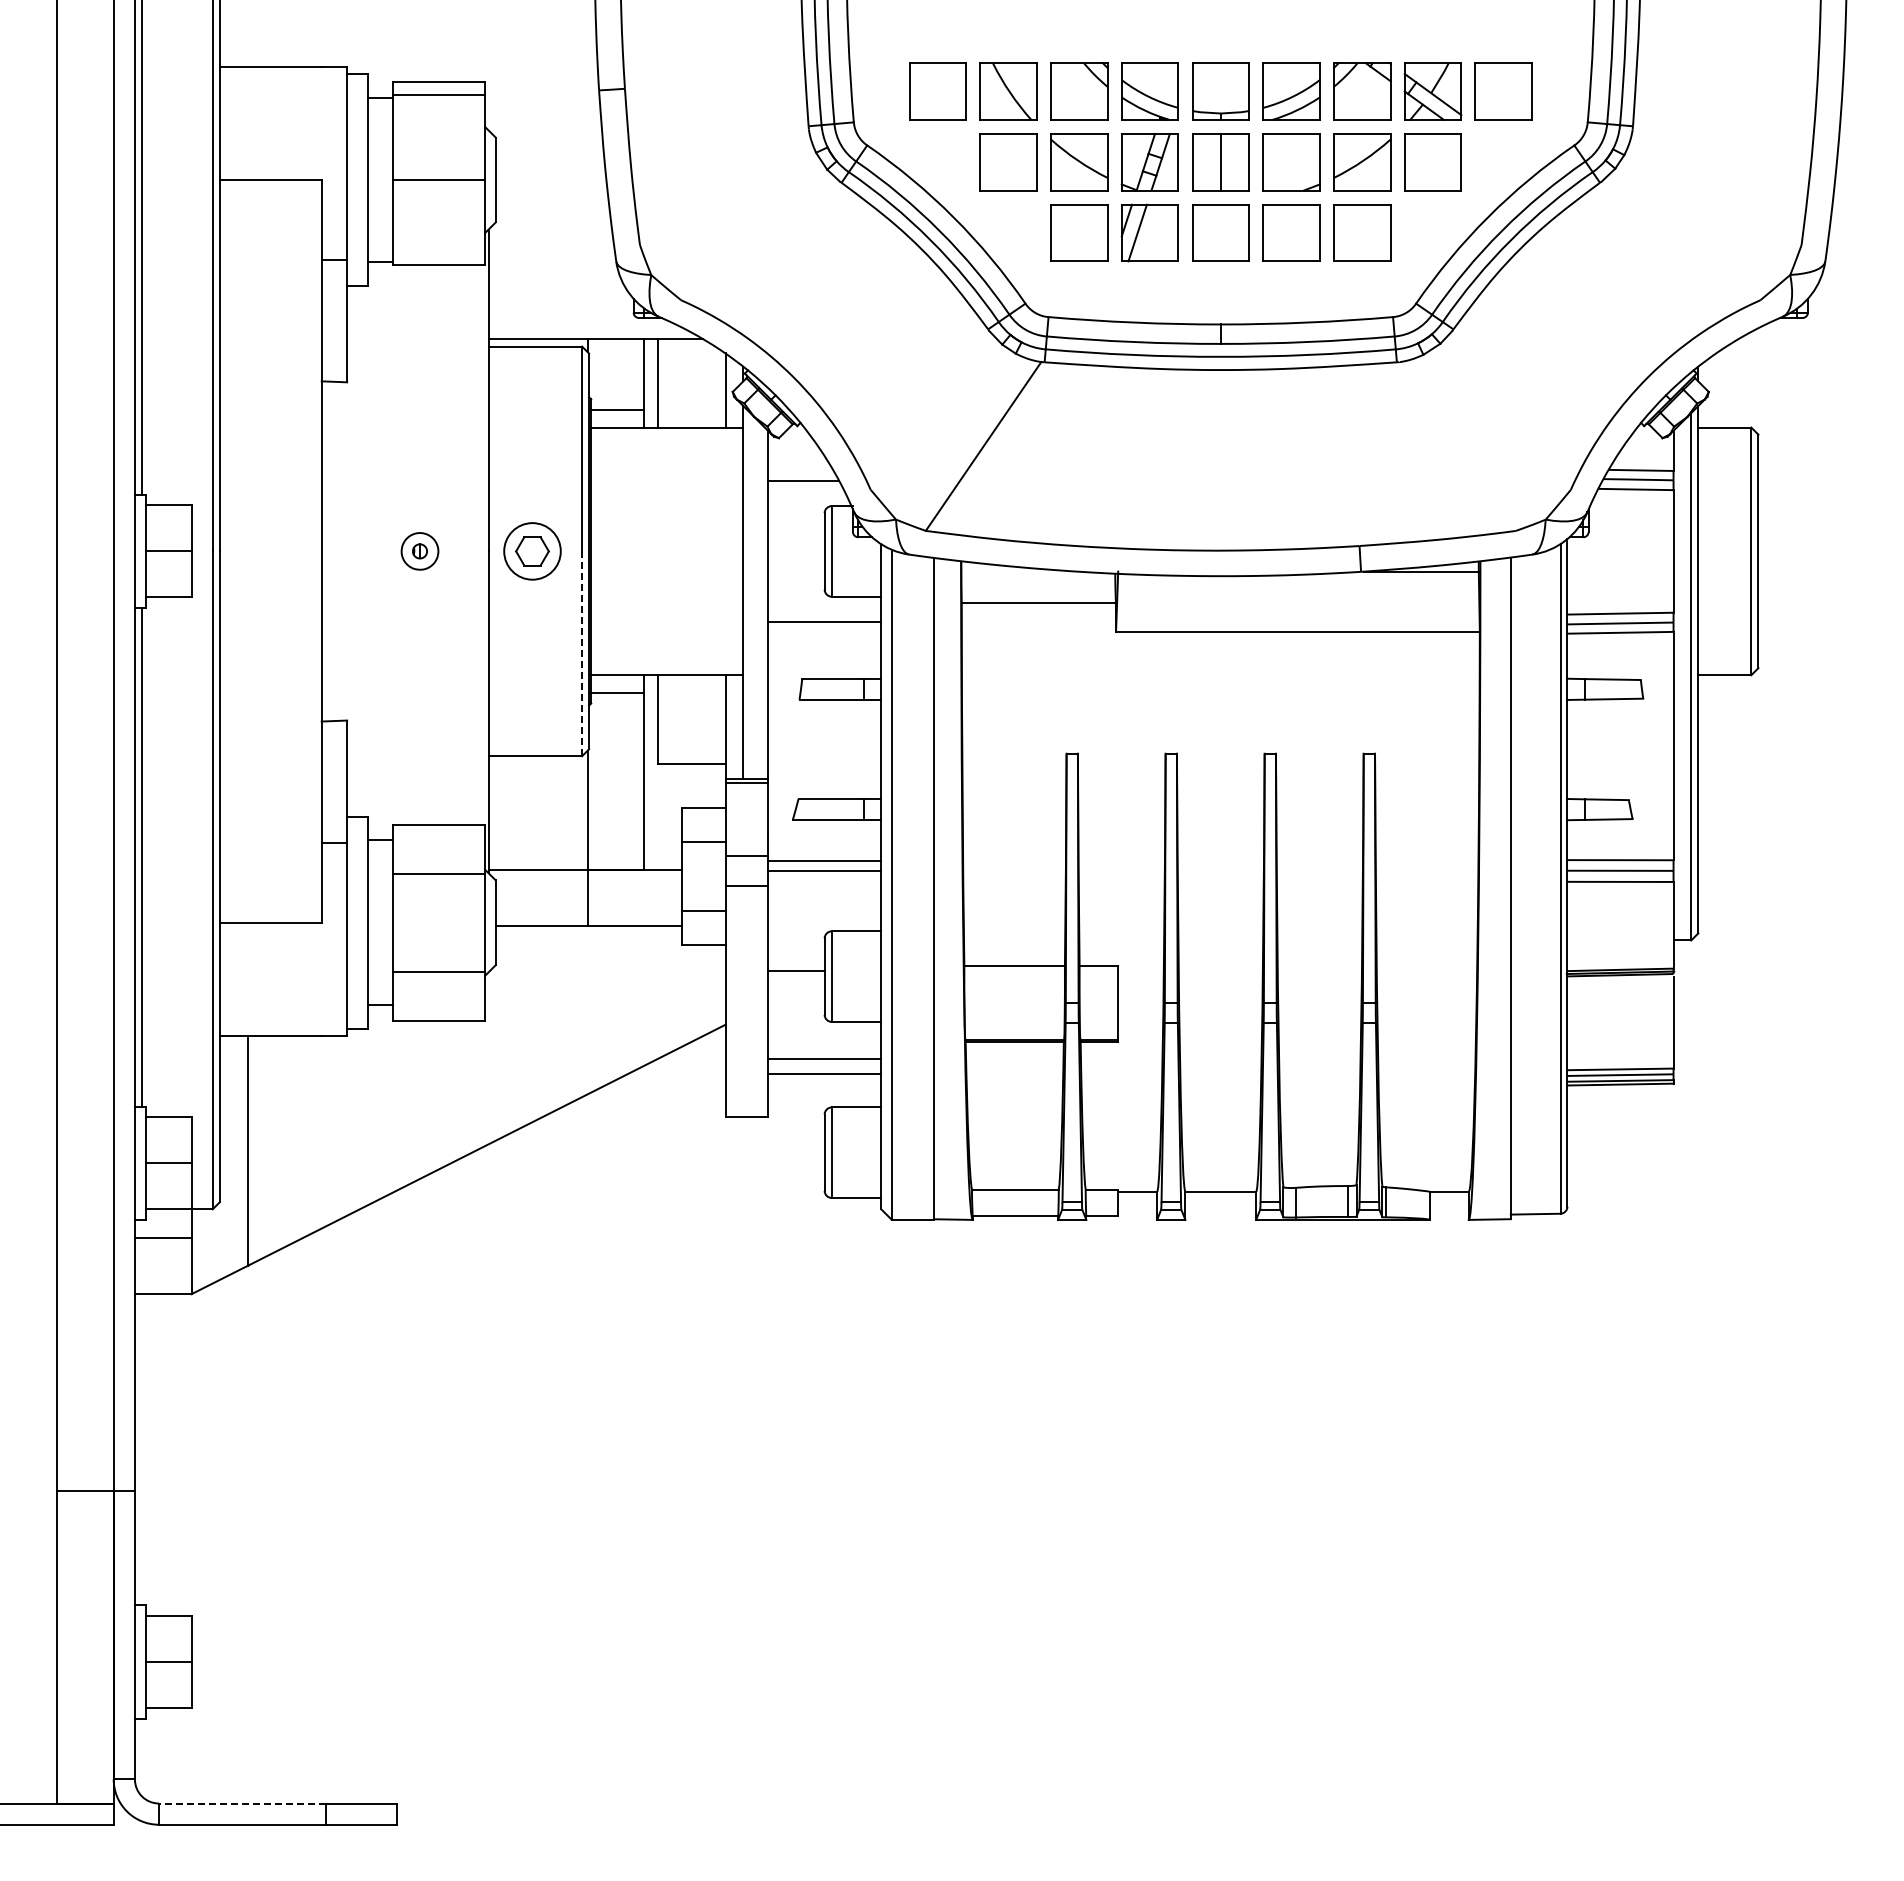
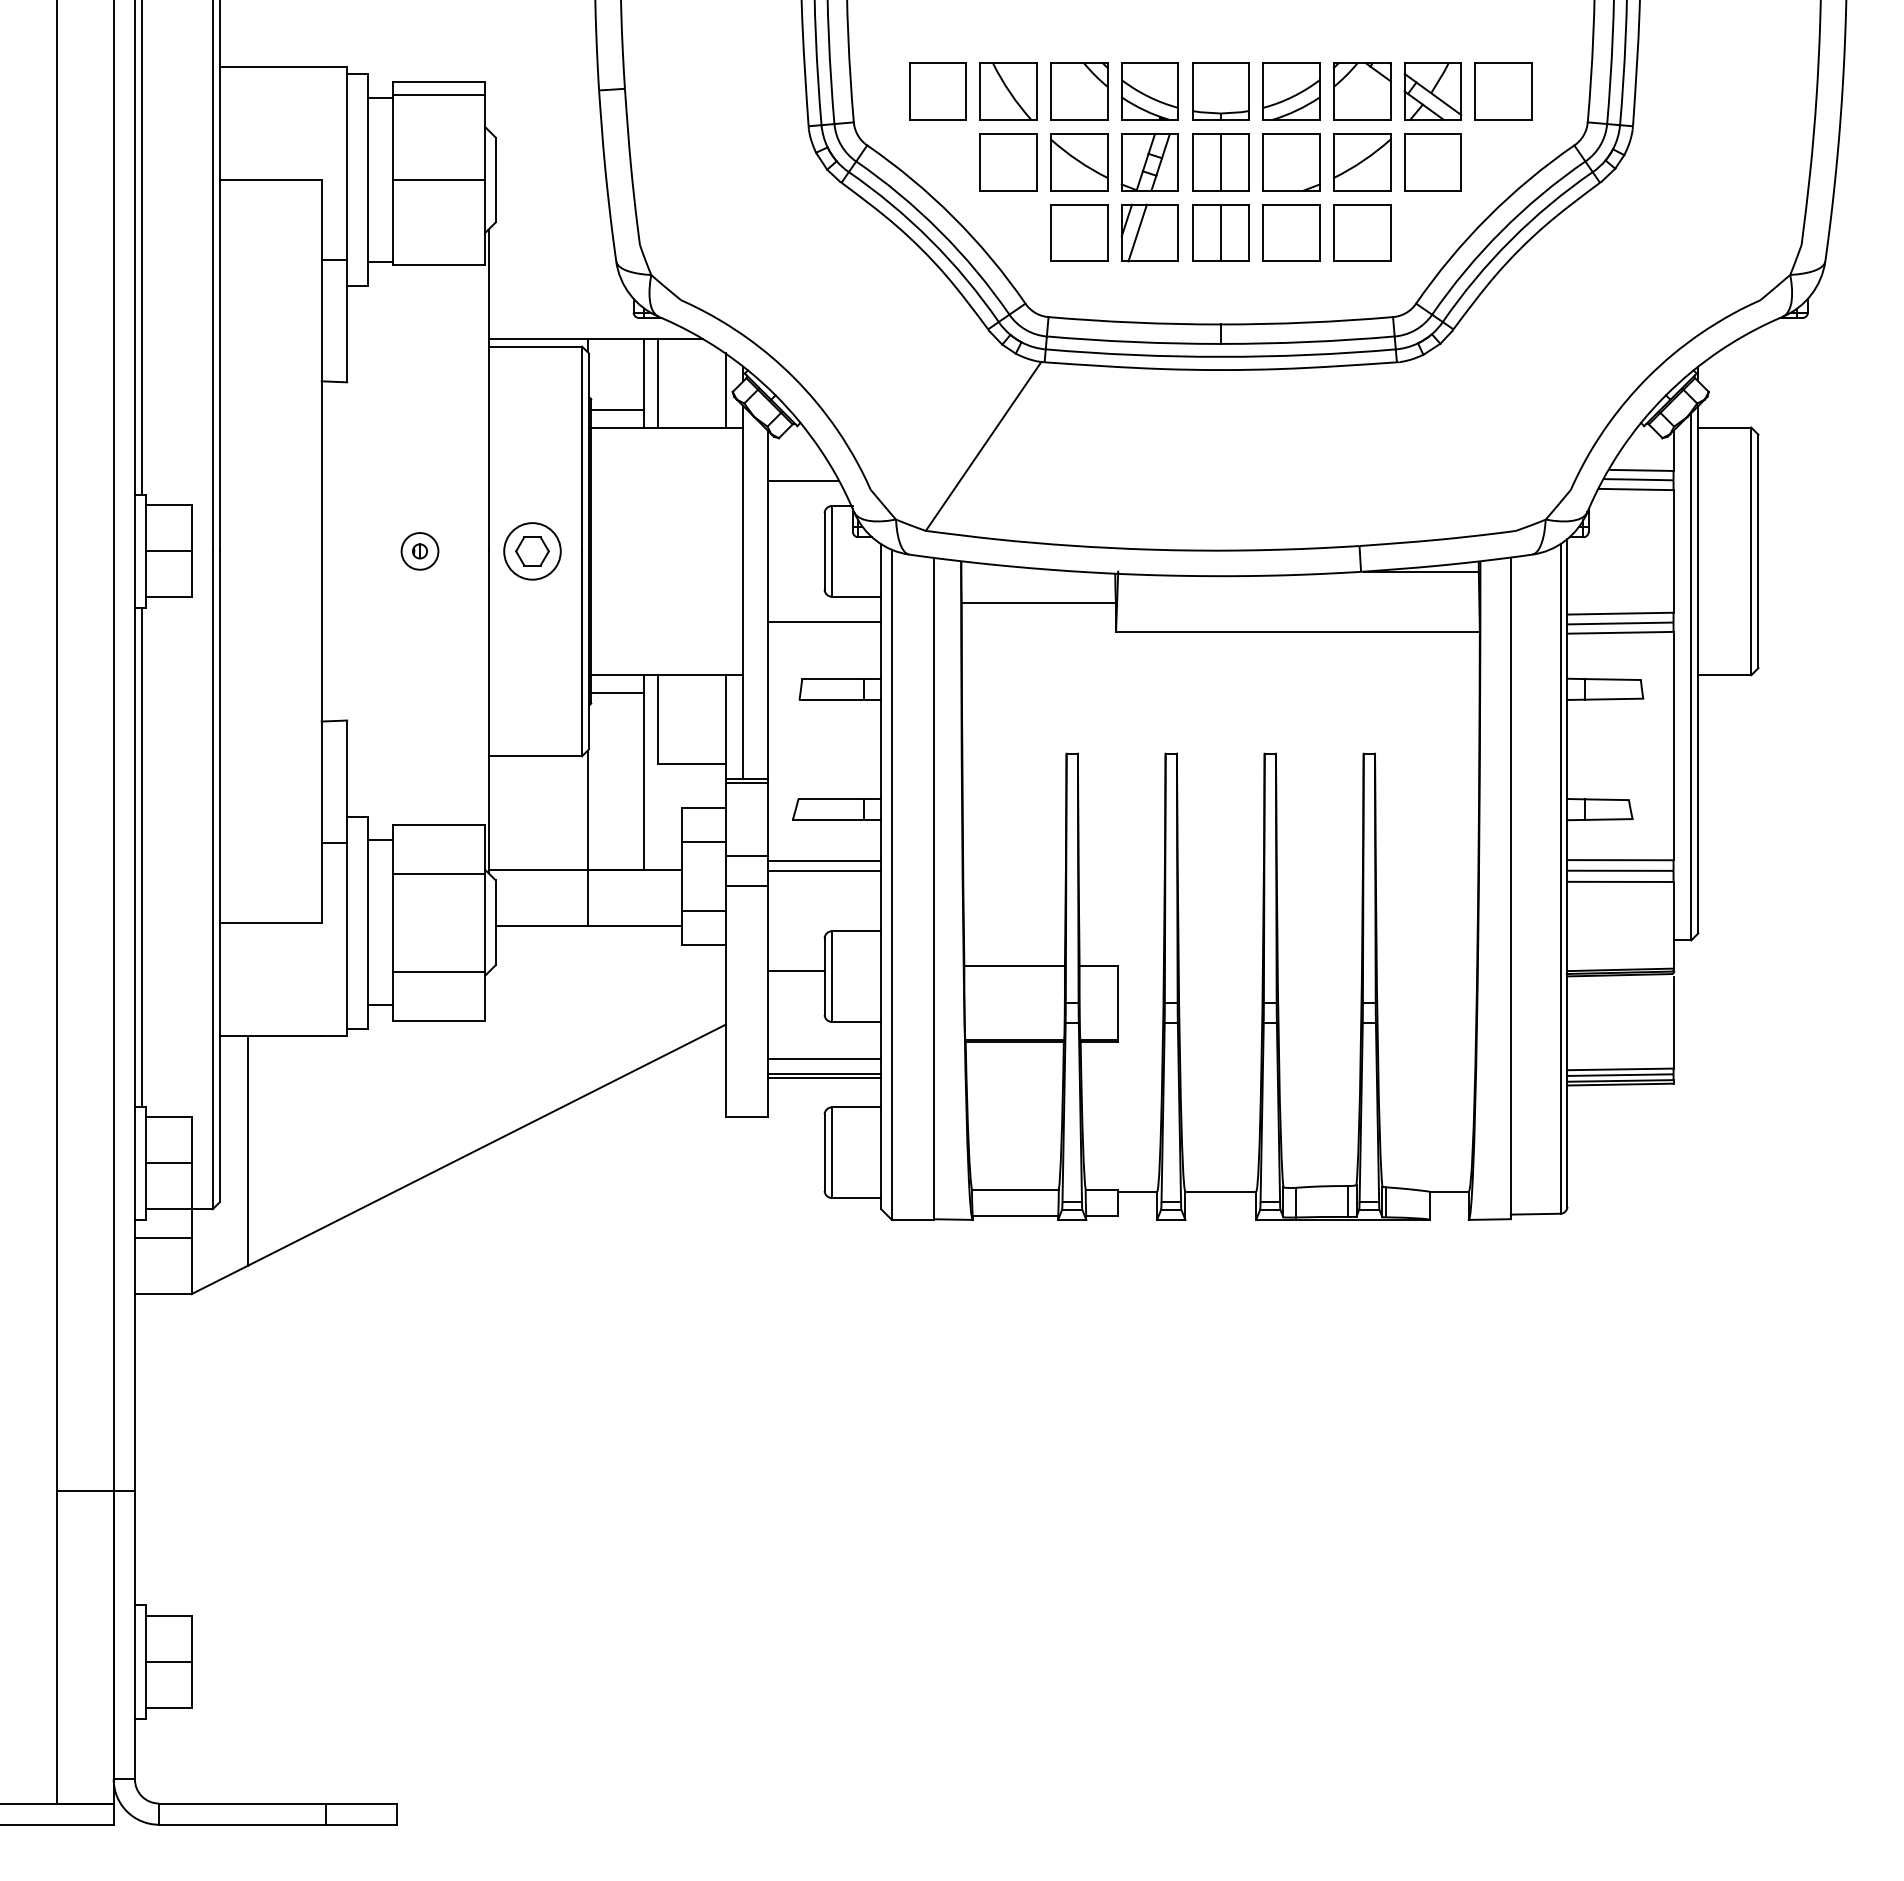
line: none -> present (1220, 232)
line: dashed -> solid (582, 653)
line: none -> present (824, 1078)
line: dashed -> solid (241, 1803)
